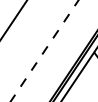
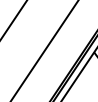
line: dashed -> solid (44, 51)
